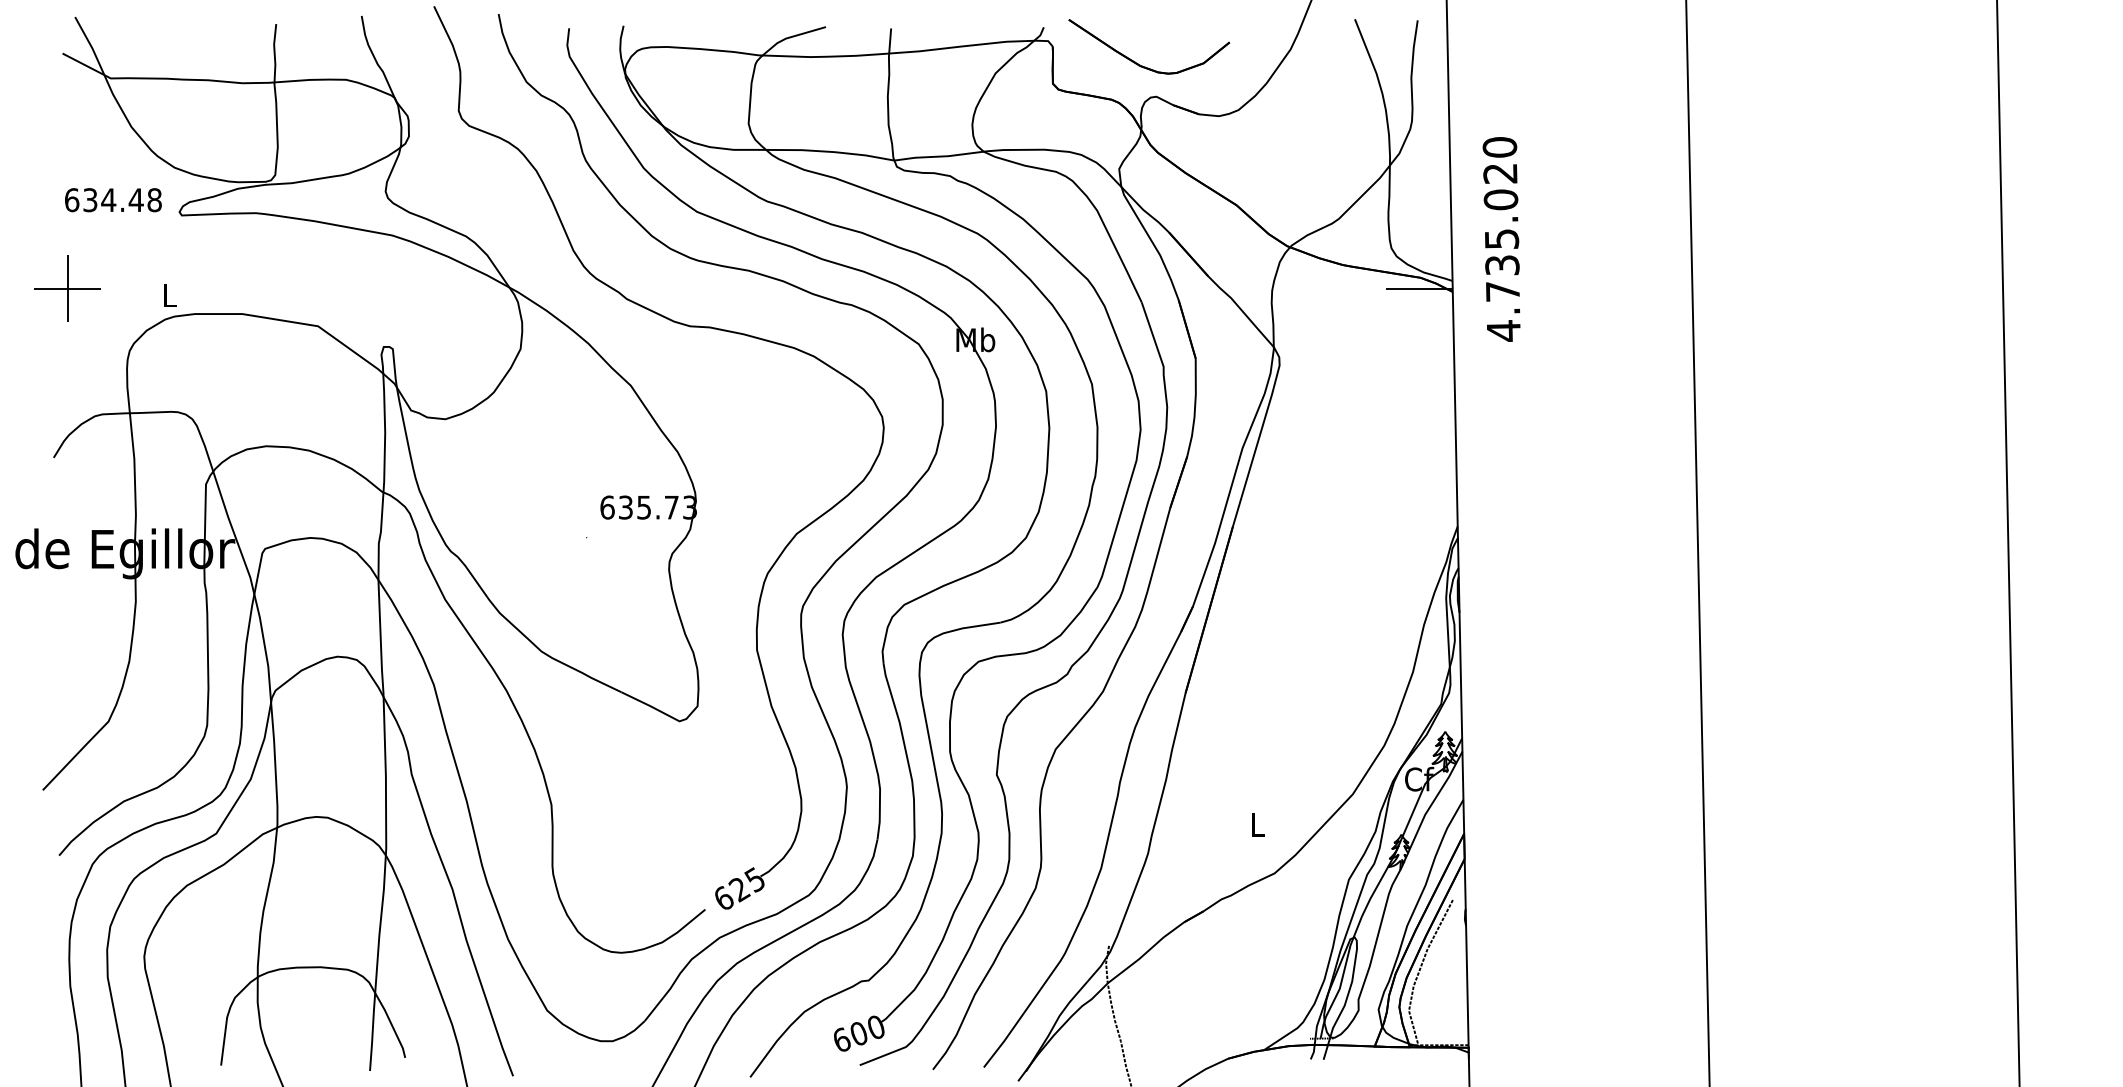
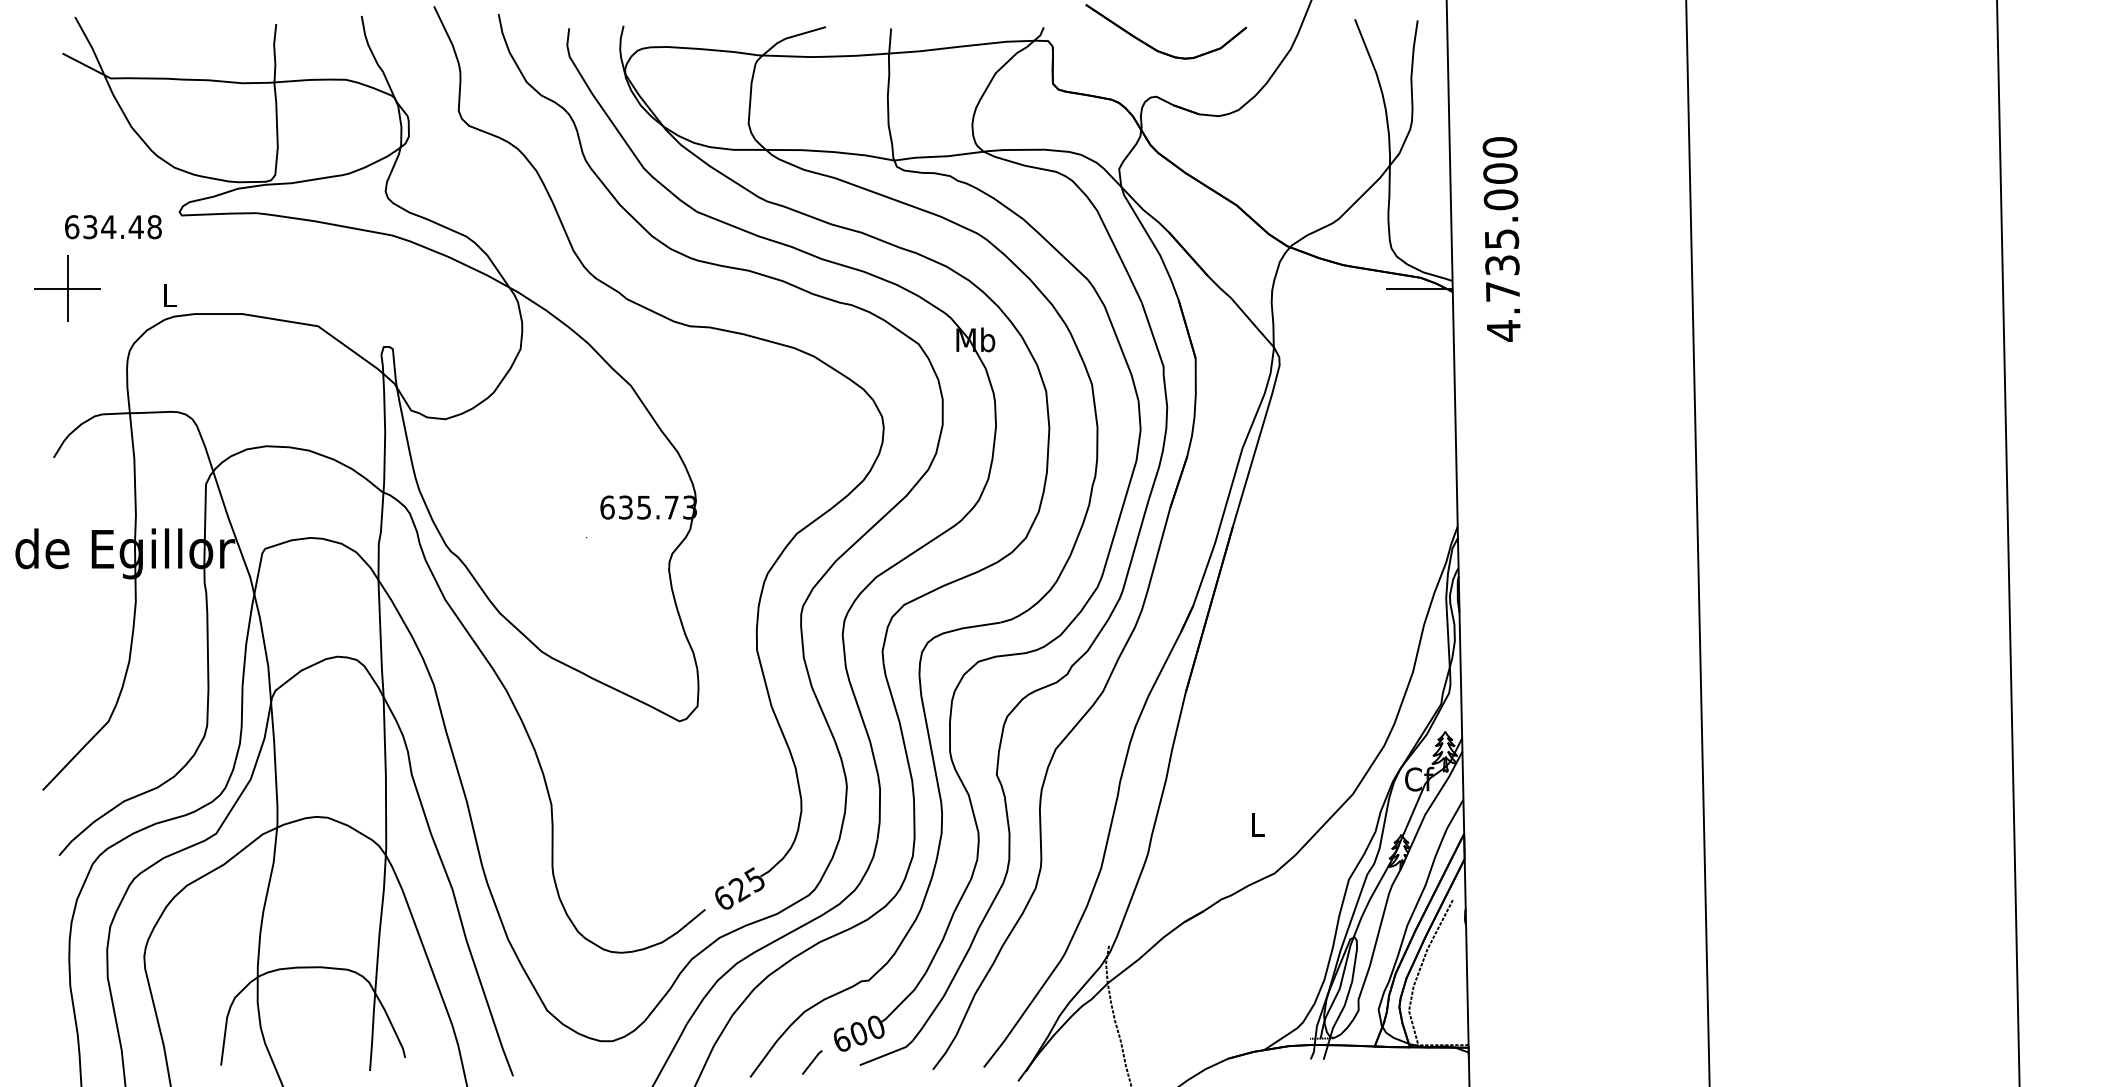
part position: (1140, 64) -> (1157, 49) (1157, 49)
text: 4.735.020 -> 4.735.000 (1500, 173)
text position: (113, 200) -> (113, 227) (113, 227)
line: none -> present (812, 1062)
